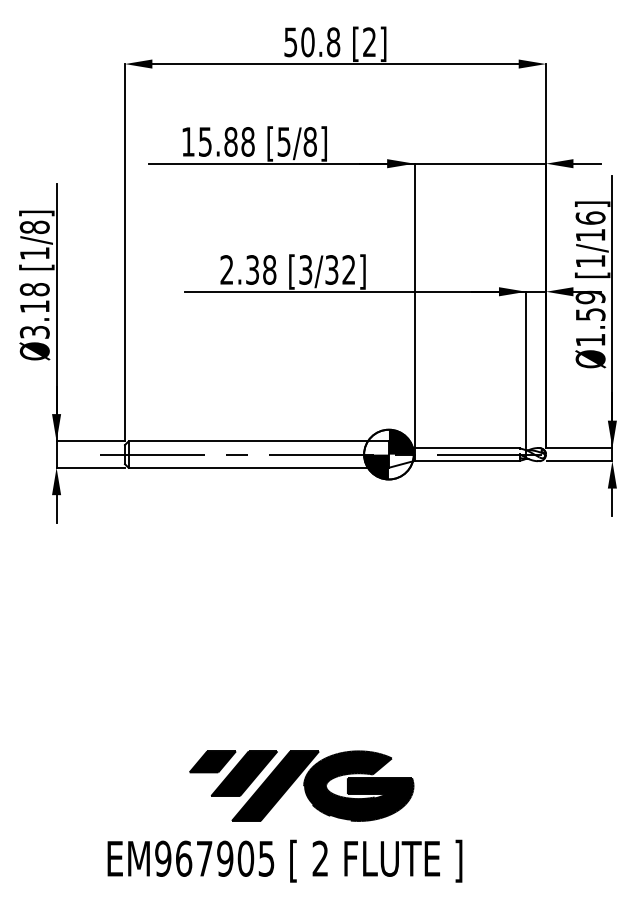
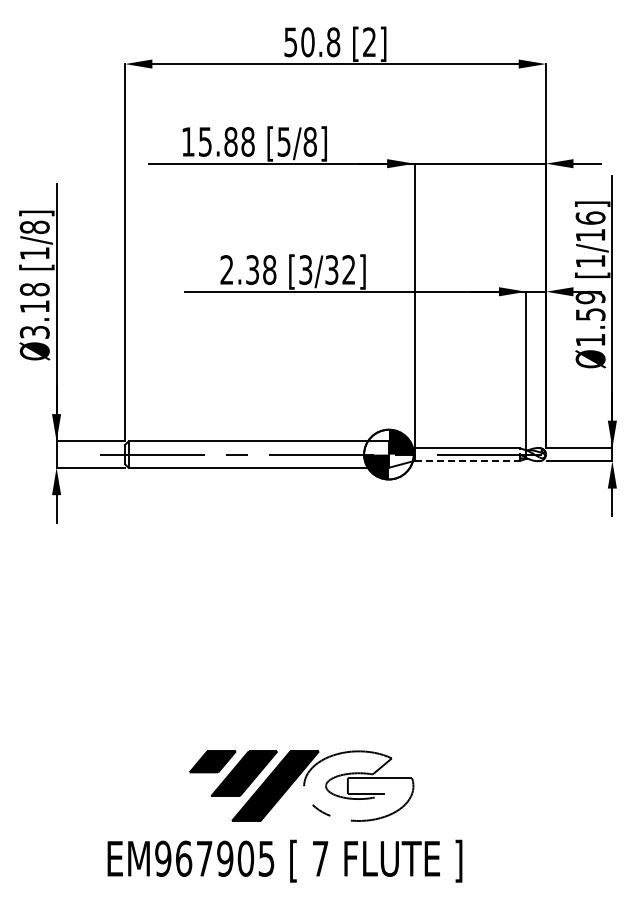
line: solid -> dashed (467, 460)
fill: present -> none (358, 785)
text: 2 -> 7 (320, 858)
